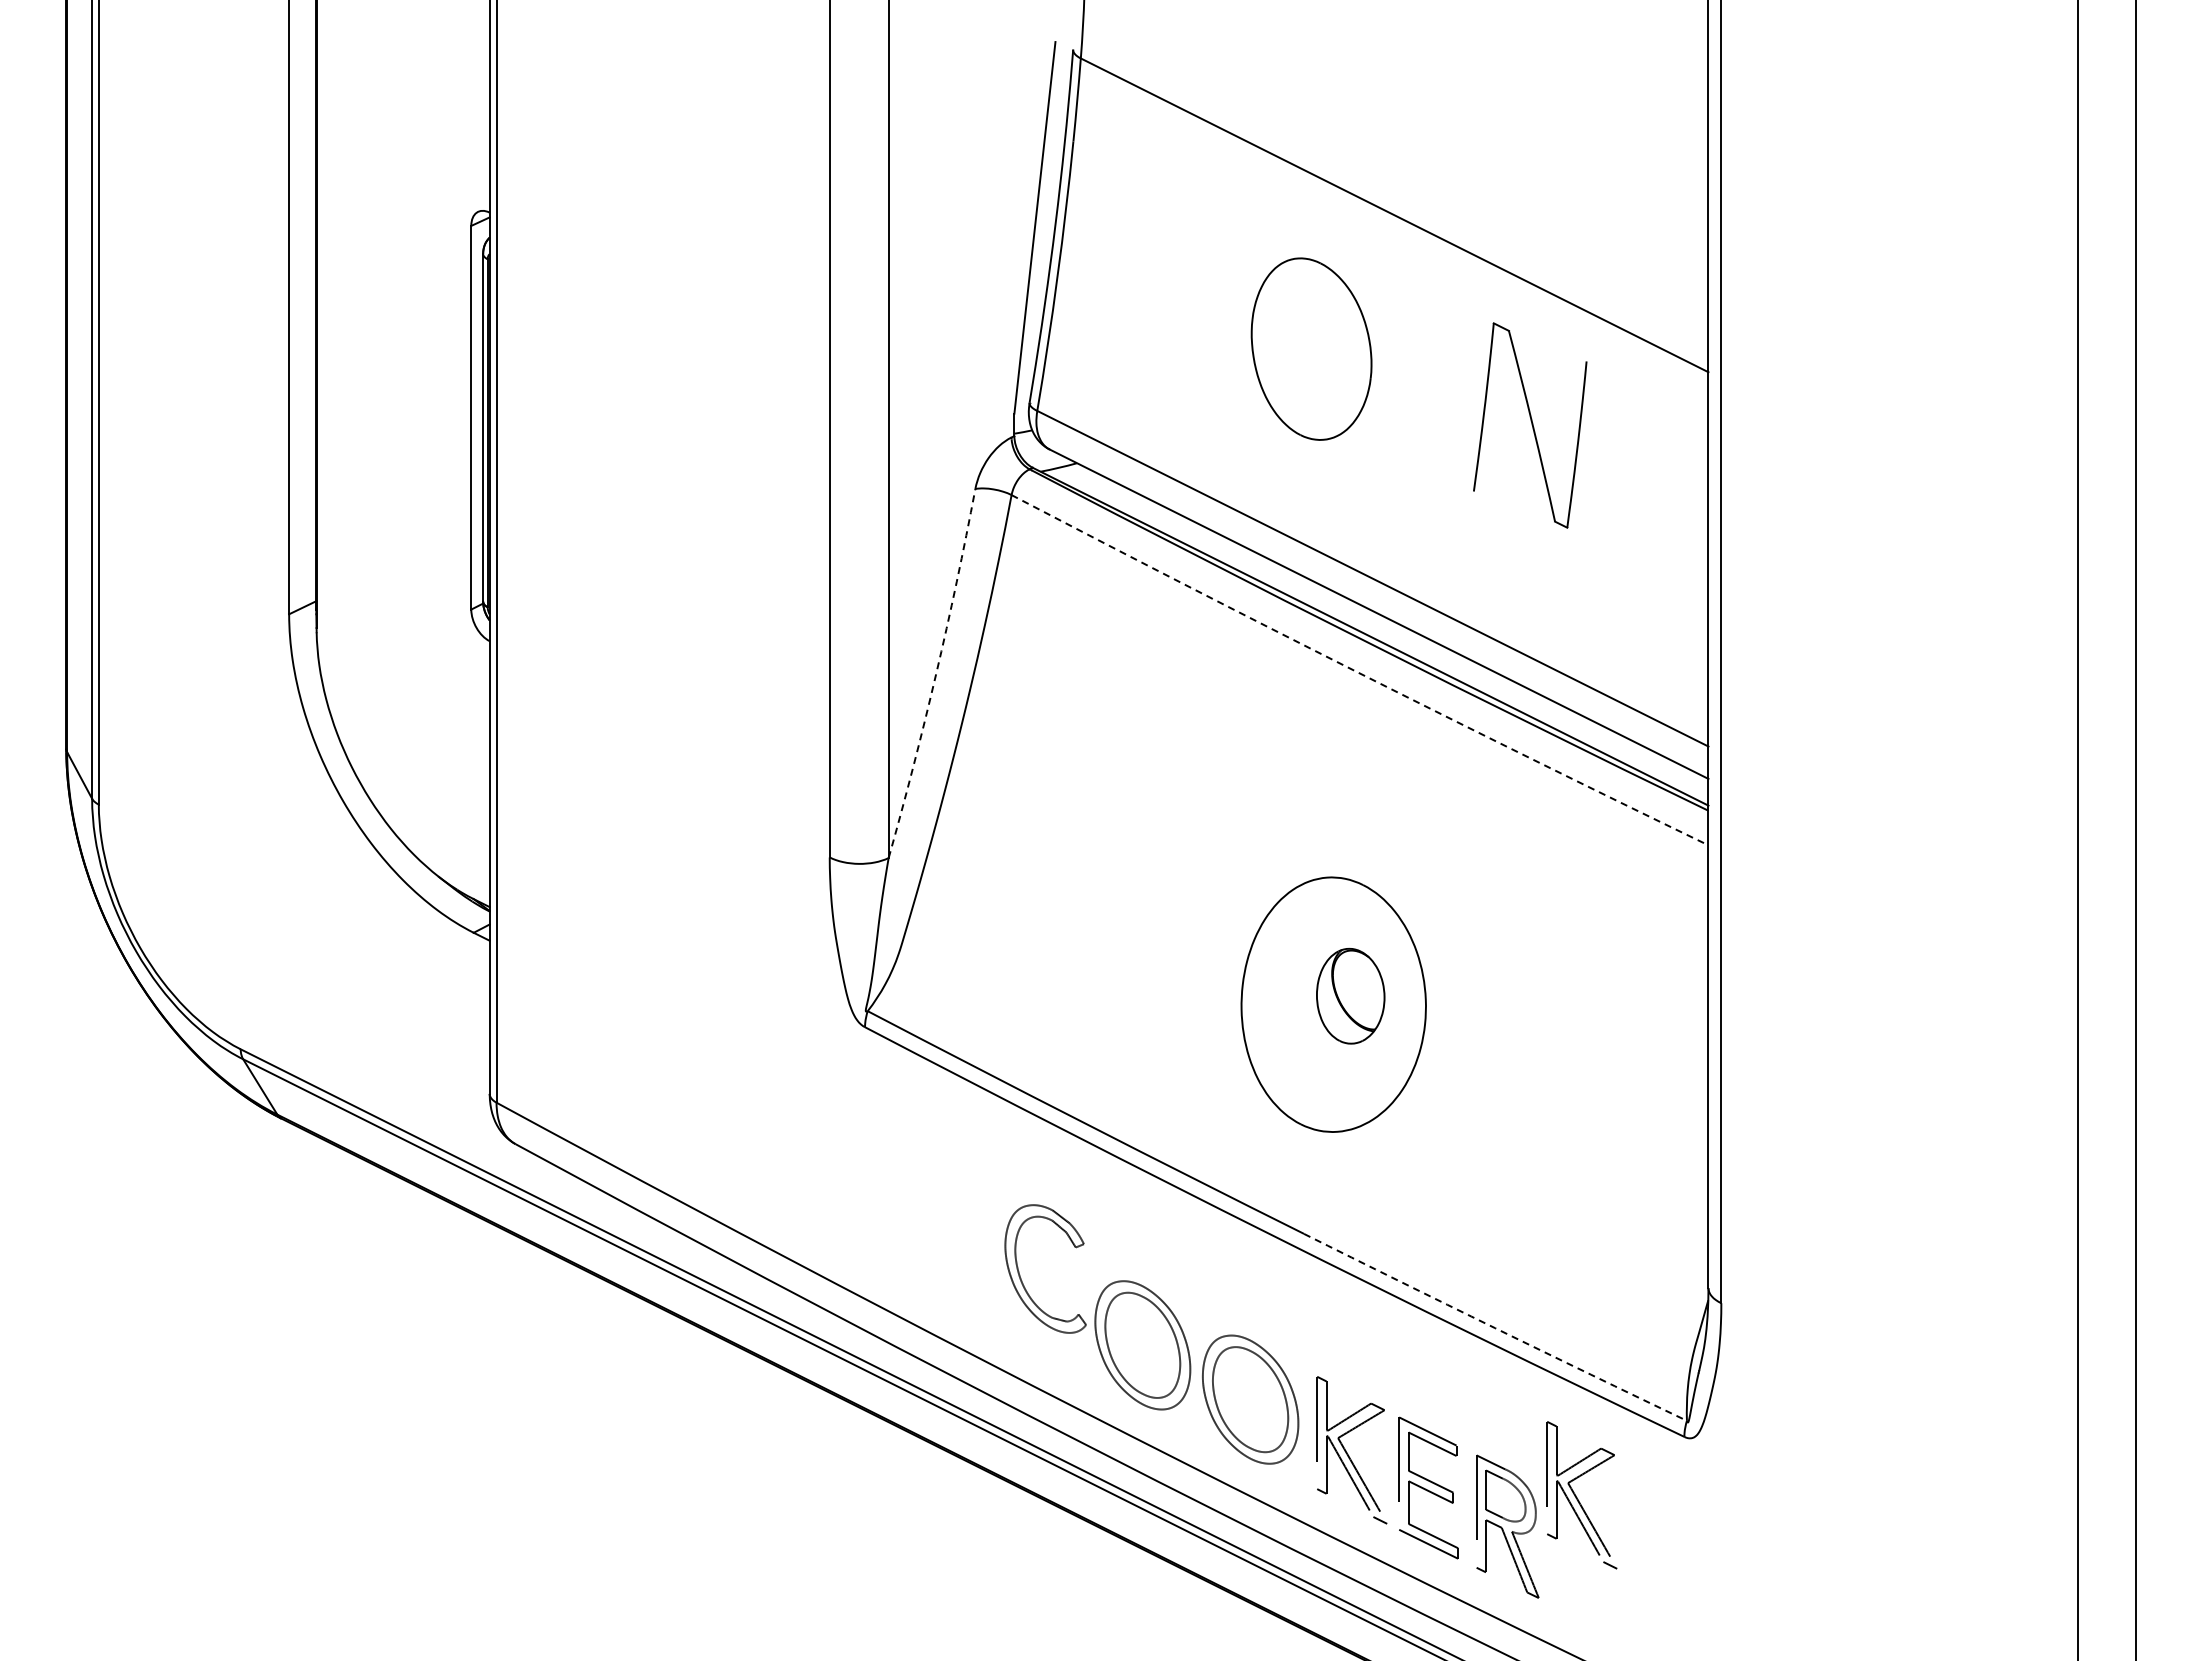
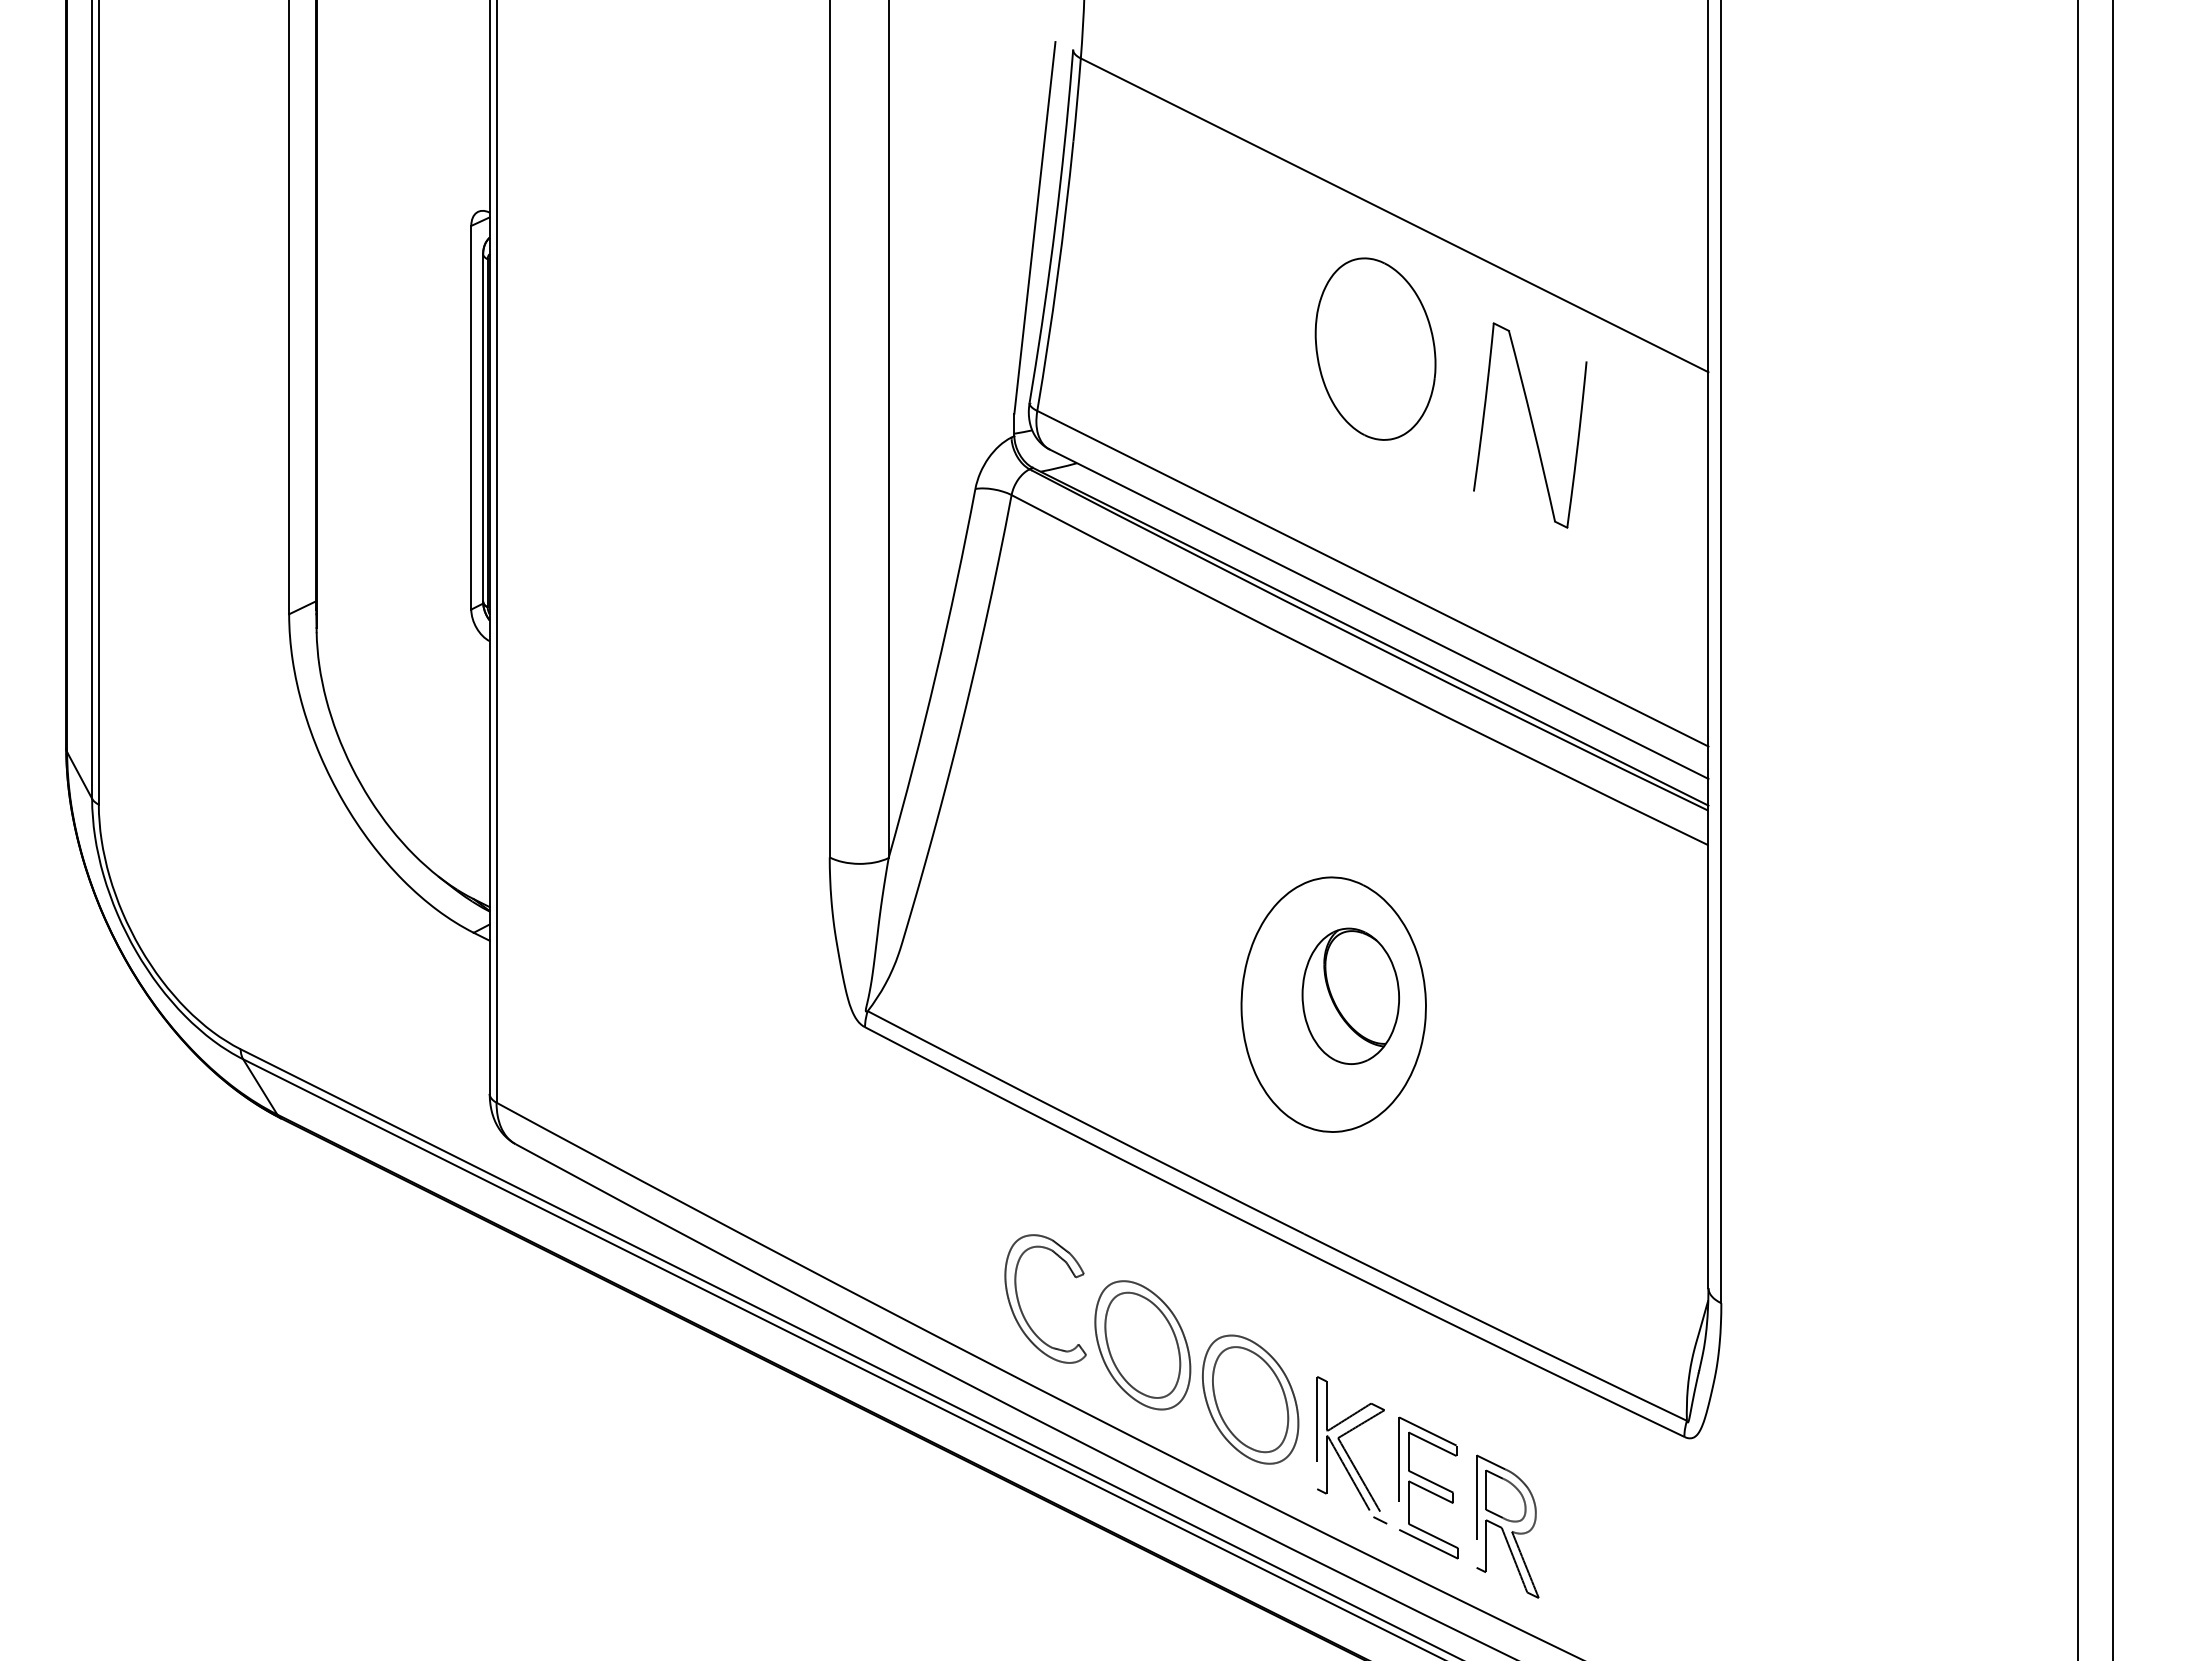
part position: (1311, 348) -> (1375, 348) (1375, 348)
arc: dashed -> solid (1358, 672)
arc: dashed -> solid (936, 674)
line position: (2135, 829) -> (2112, 829) (2112, 829)
part size: 70x98 px -> 99x138 px (1350, 995)
part position: (1020, 1274) -> (1020, 1304) (1020, 1304)
arc: dashed -> solid (1495, 1328)
part: present -> none (1581, 1495)
